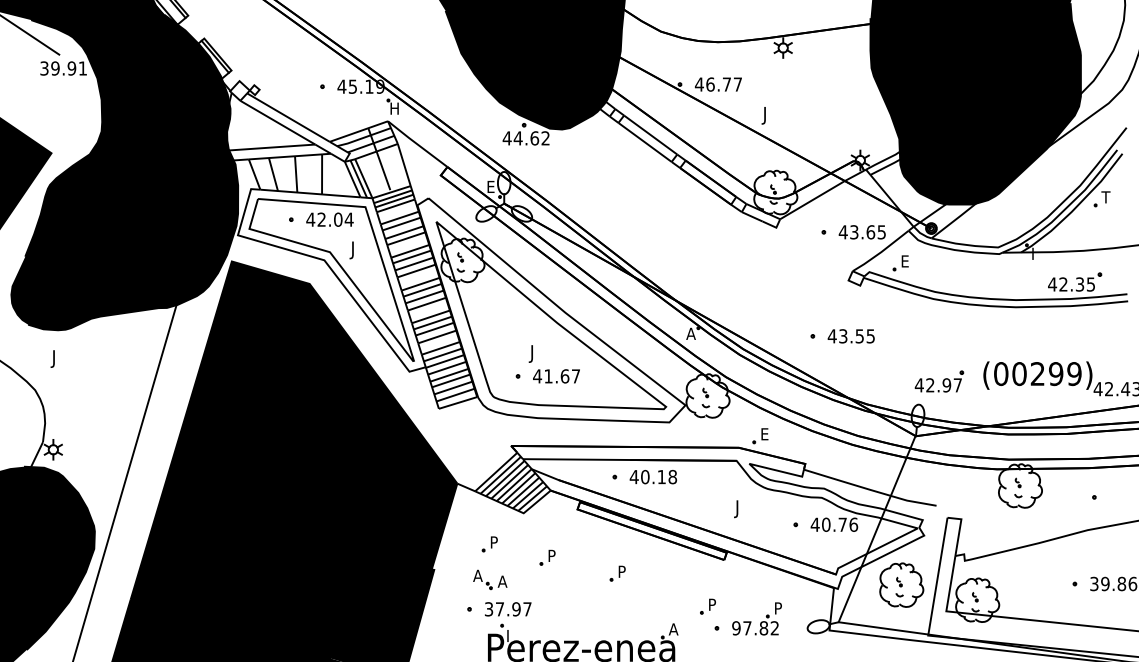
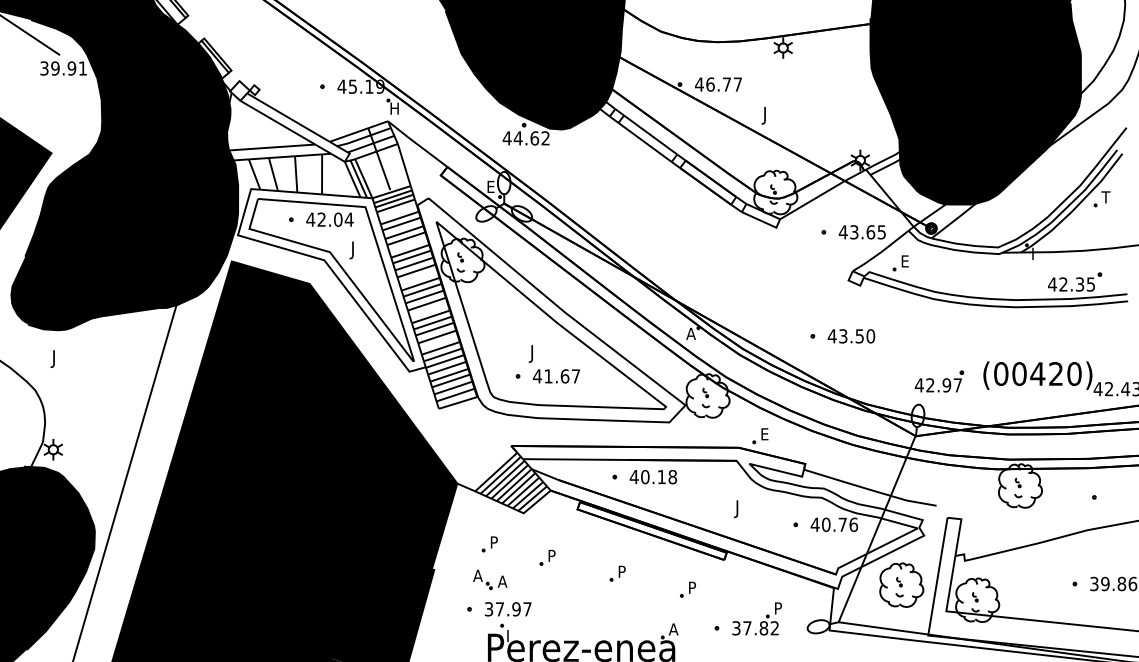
text: 43.55 -> 43.50 (870, 336)
text: (00299) -> (00420) (1055, 374)
part position: (707, 606) -> (687, 589) (687, 589)
text: 97.82 -> 37.82 (736, 628)
